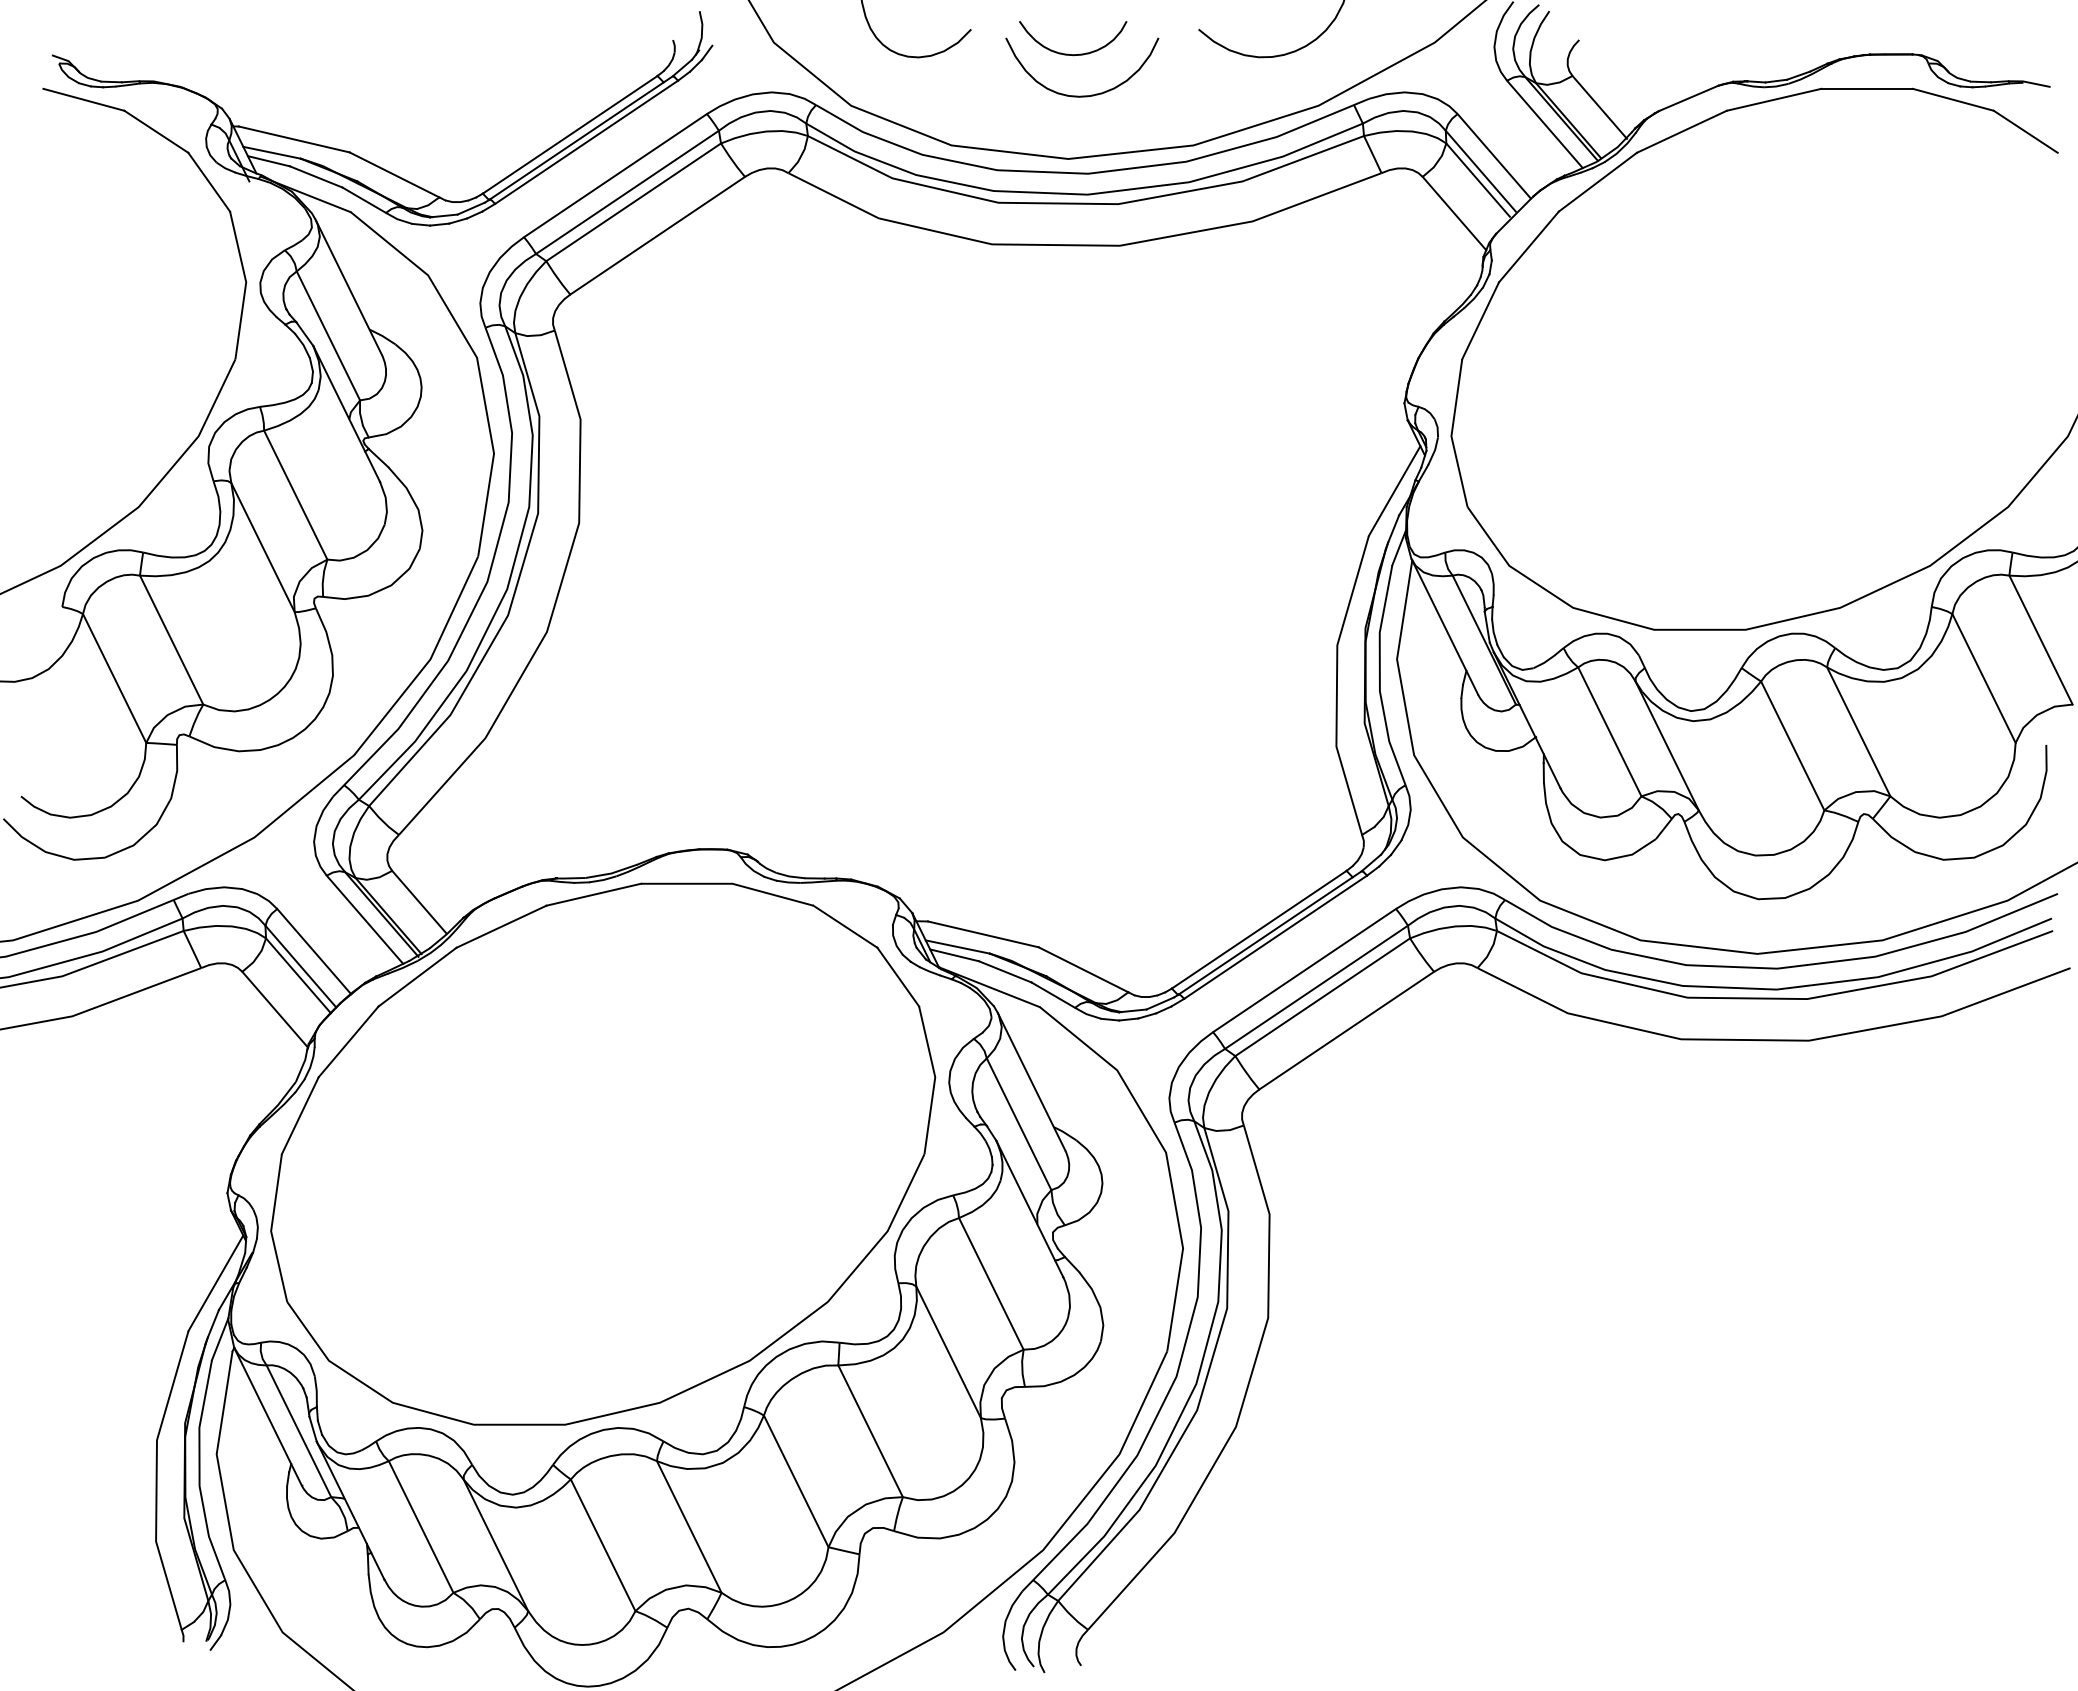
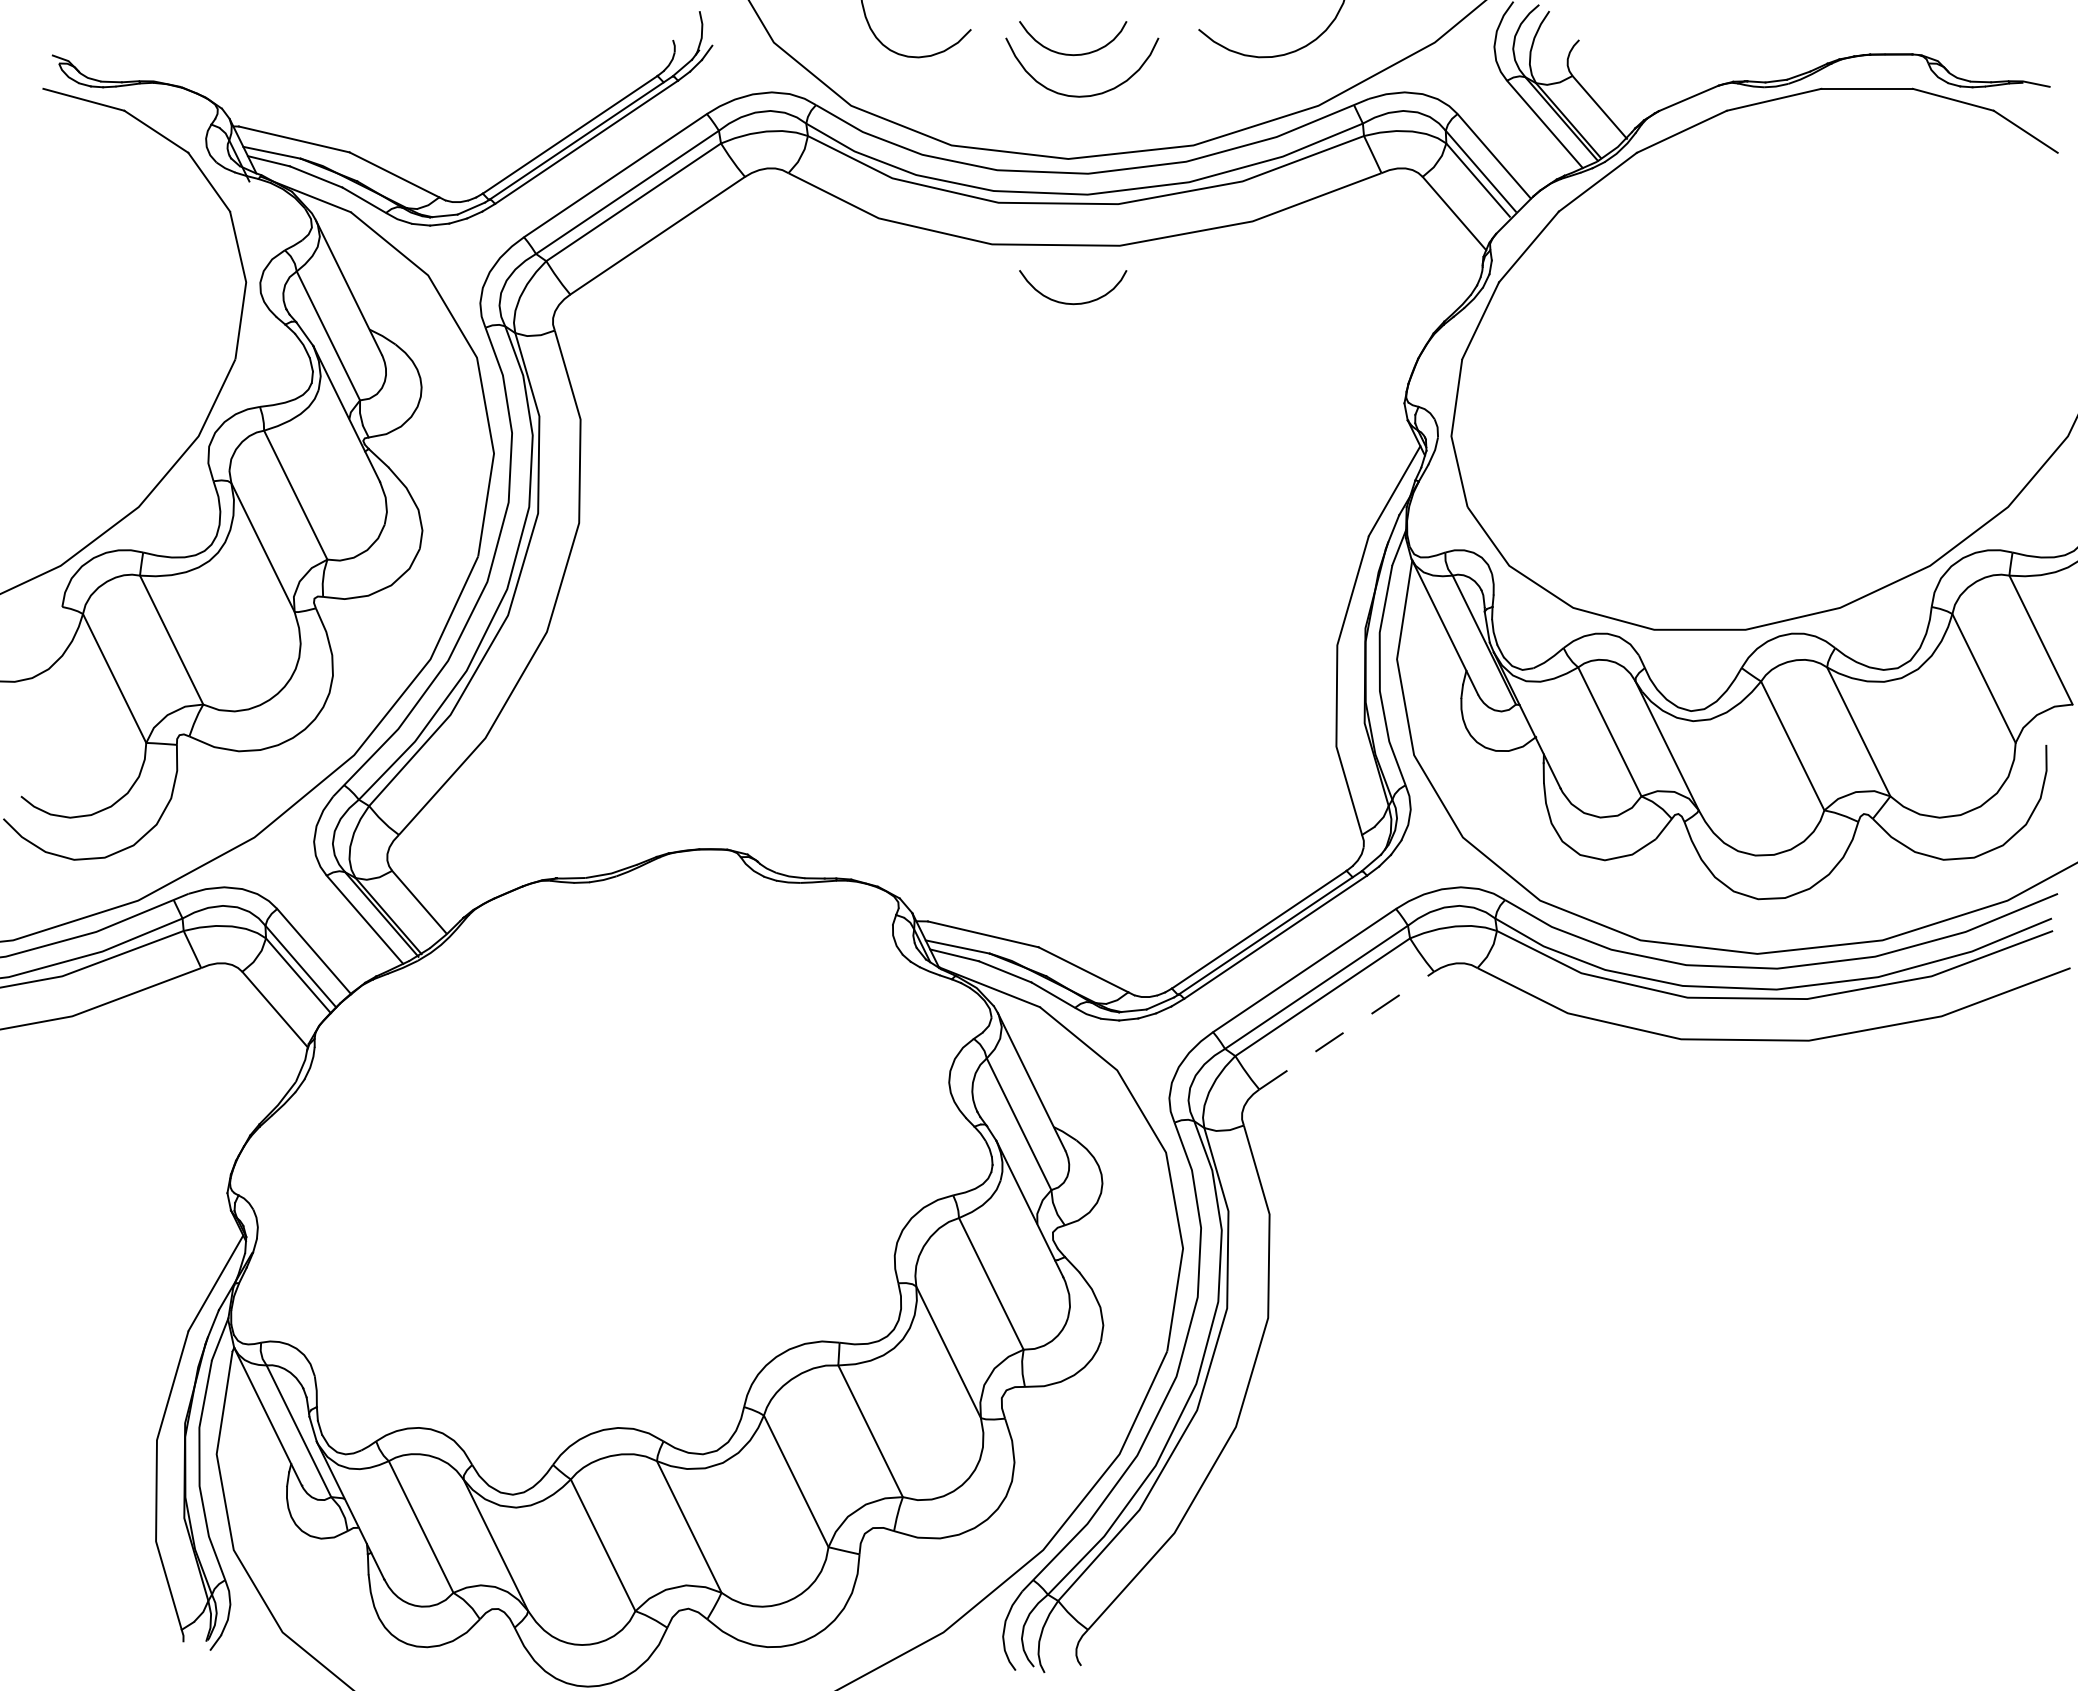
curve: none -> present (1073, 303)
line: solid -> dashed (1347, 1030)
part: present -> none (603, 1153)
